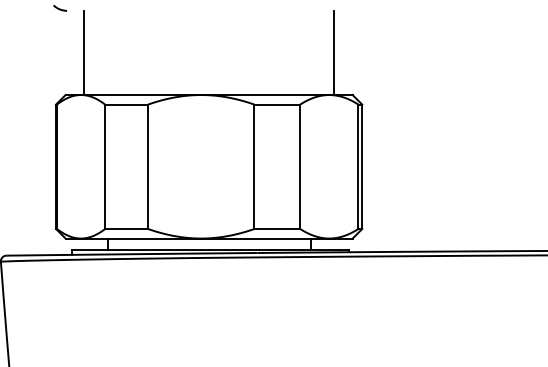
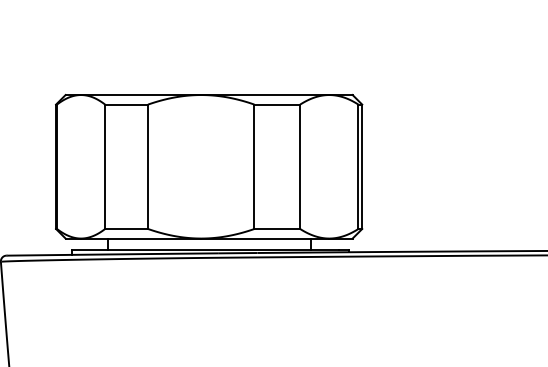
arc: present -> none (59, 8)
line: present -> none (83, 52)
line: present -> none (334, 52)
